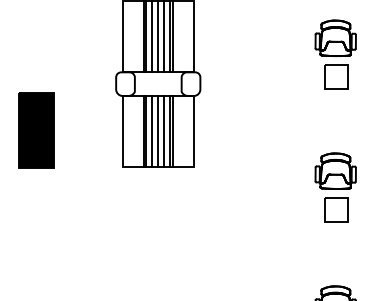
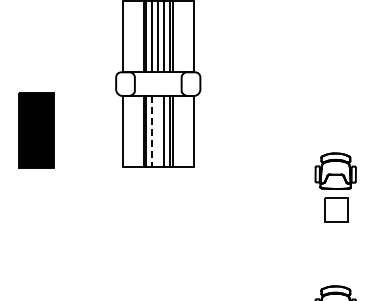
part: present -> none (335, 54)
line: present -> none (158, 130)
line: solid -> dashed (152, 131)
